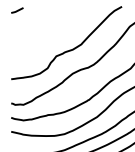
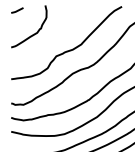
curve: none -> present (35, 32)
